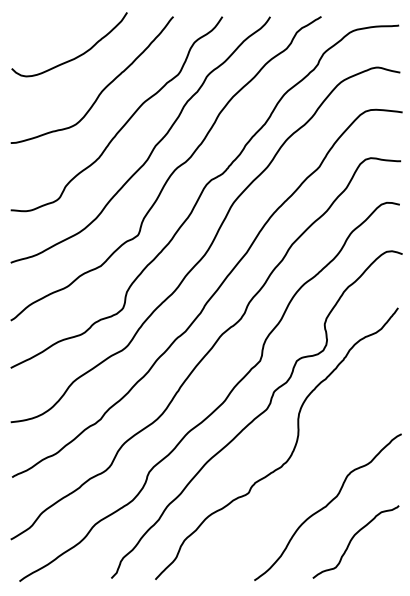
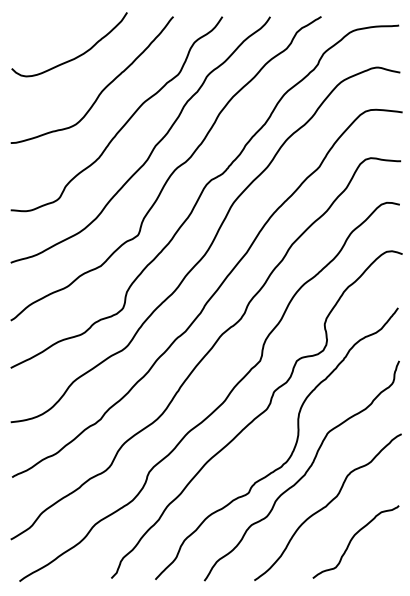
curve: none -> present (305, 471)
